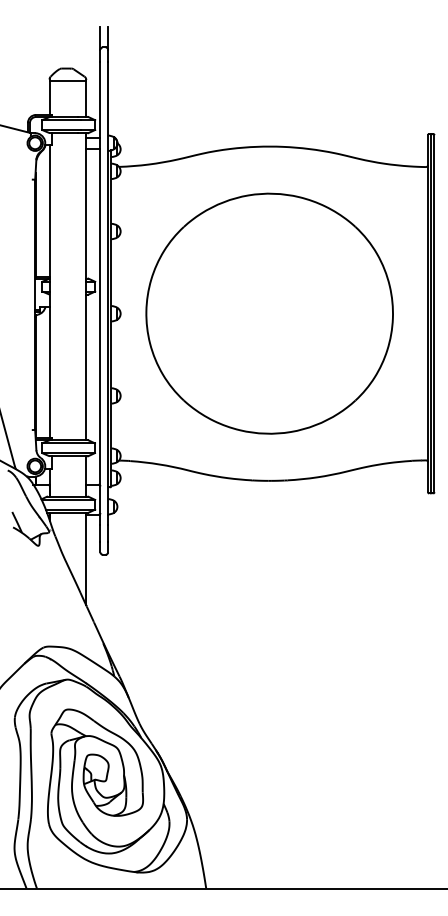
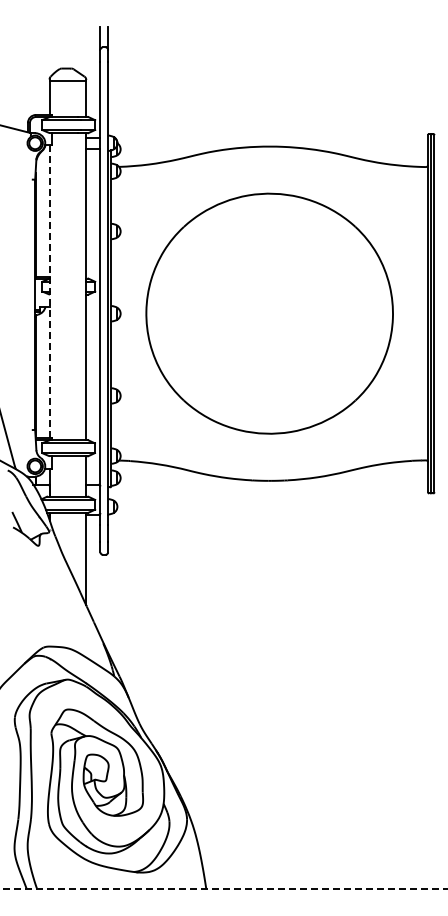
line: solid -> dashed (49, 292)
line: solid -> dashed (223, 888)
